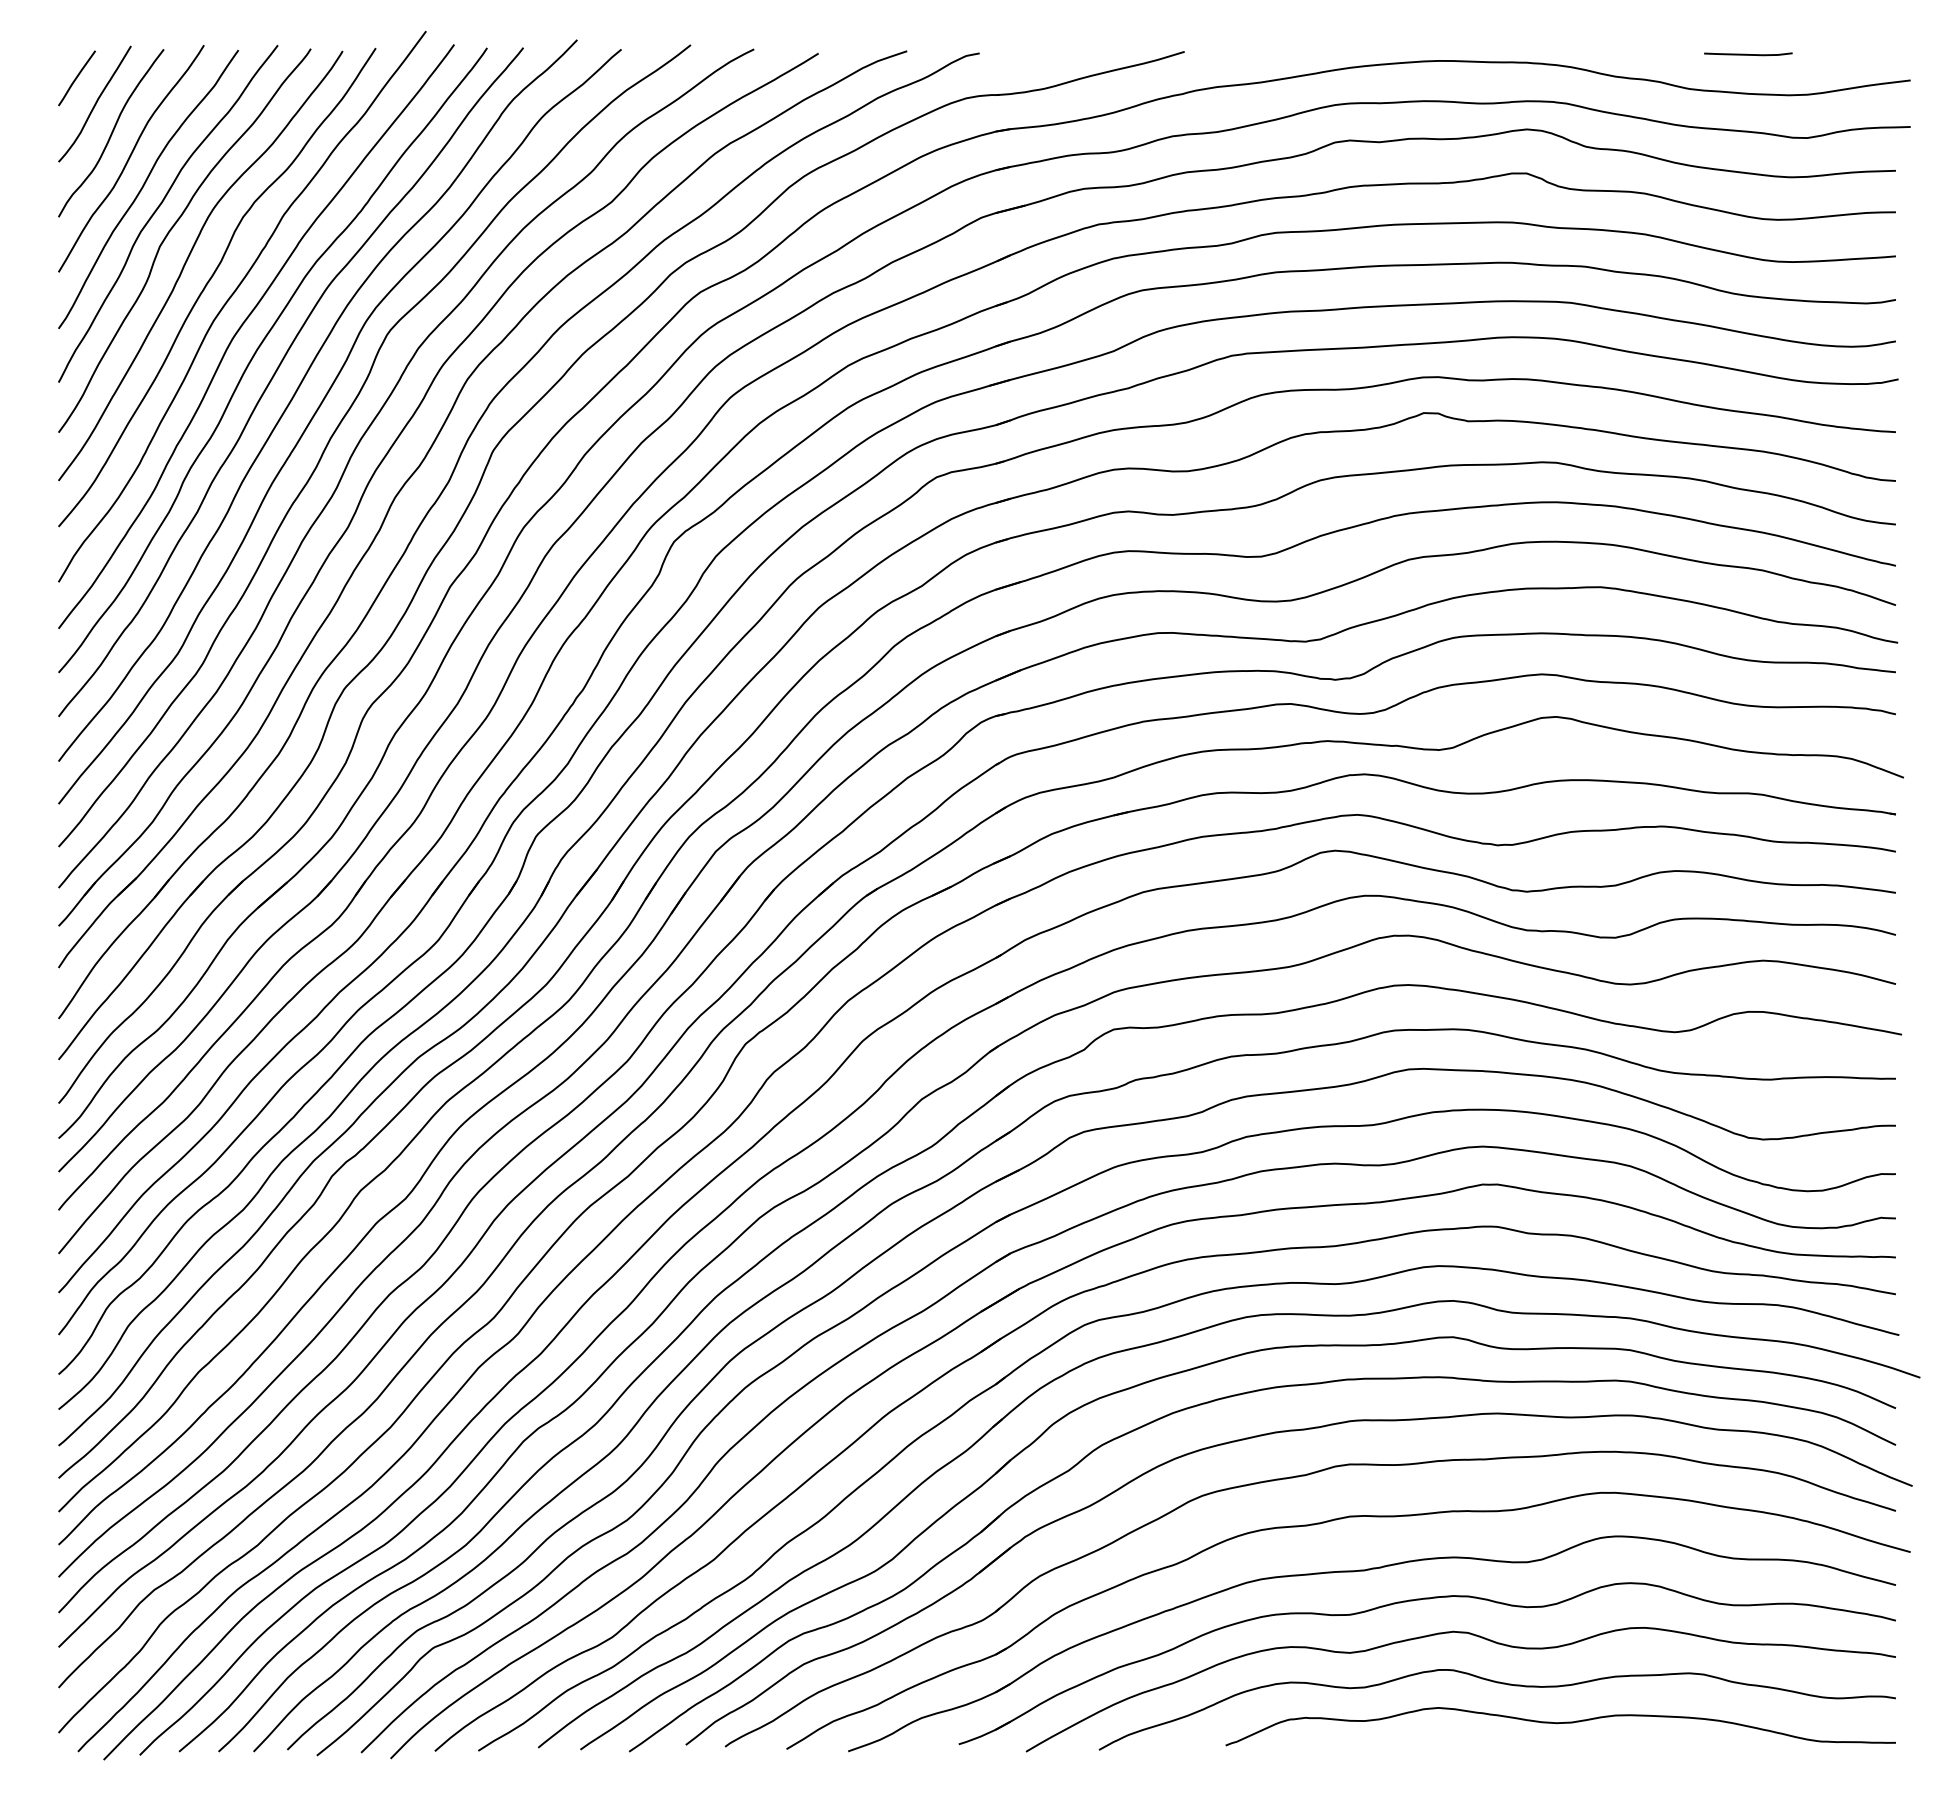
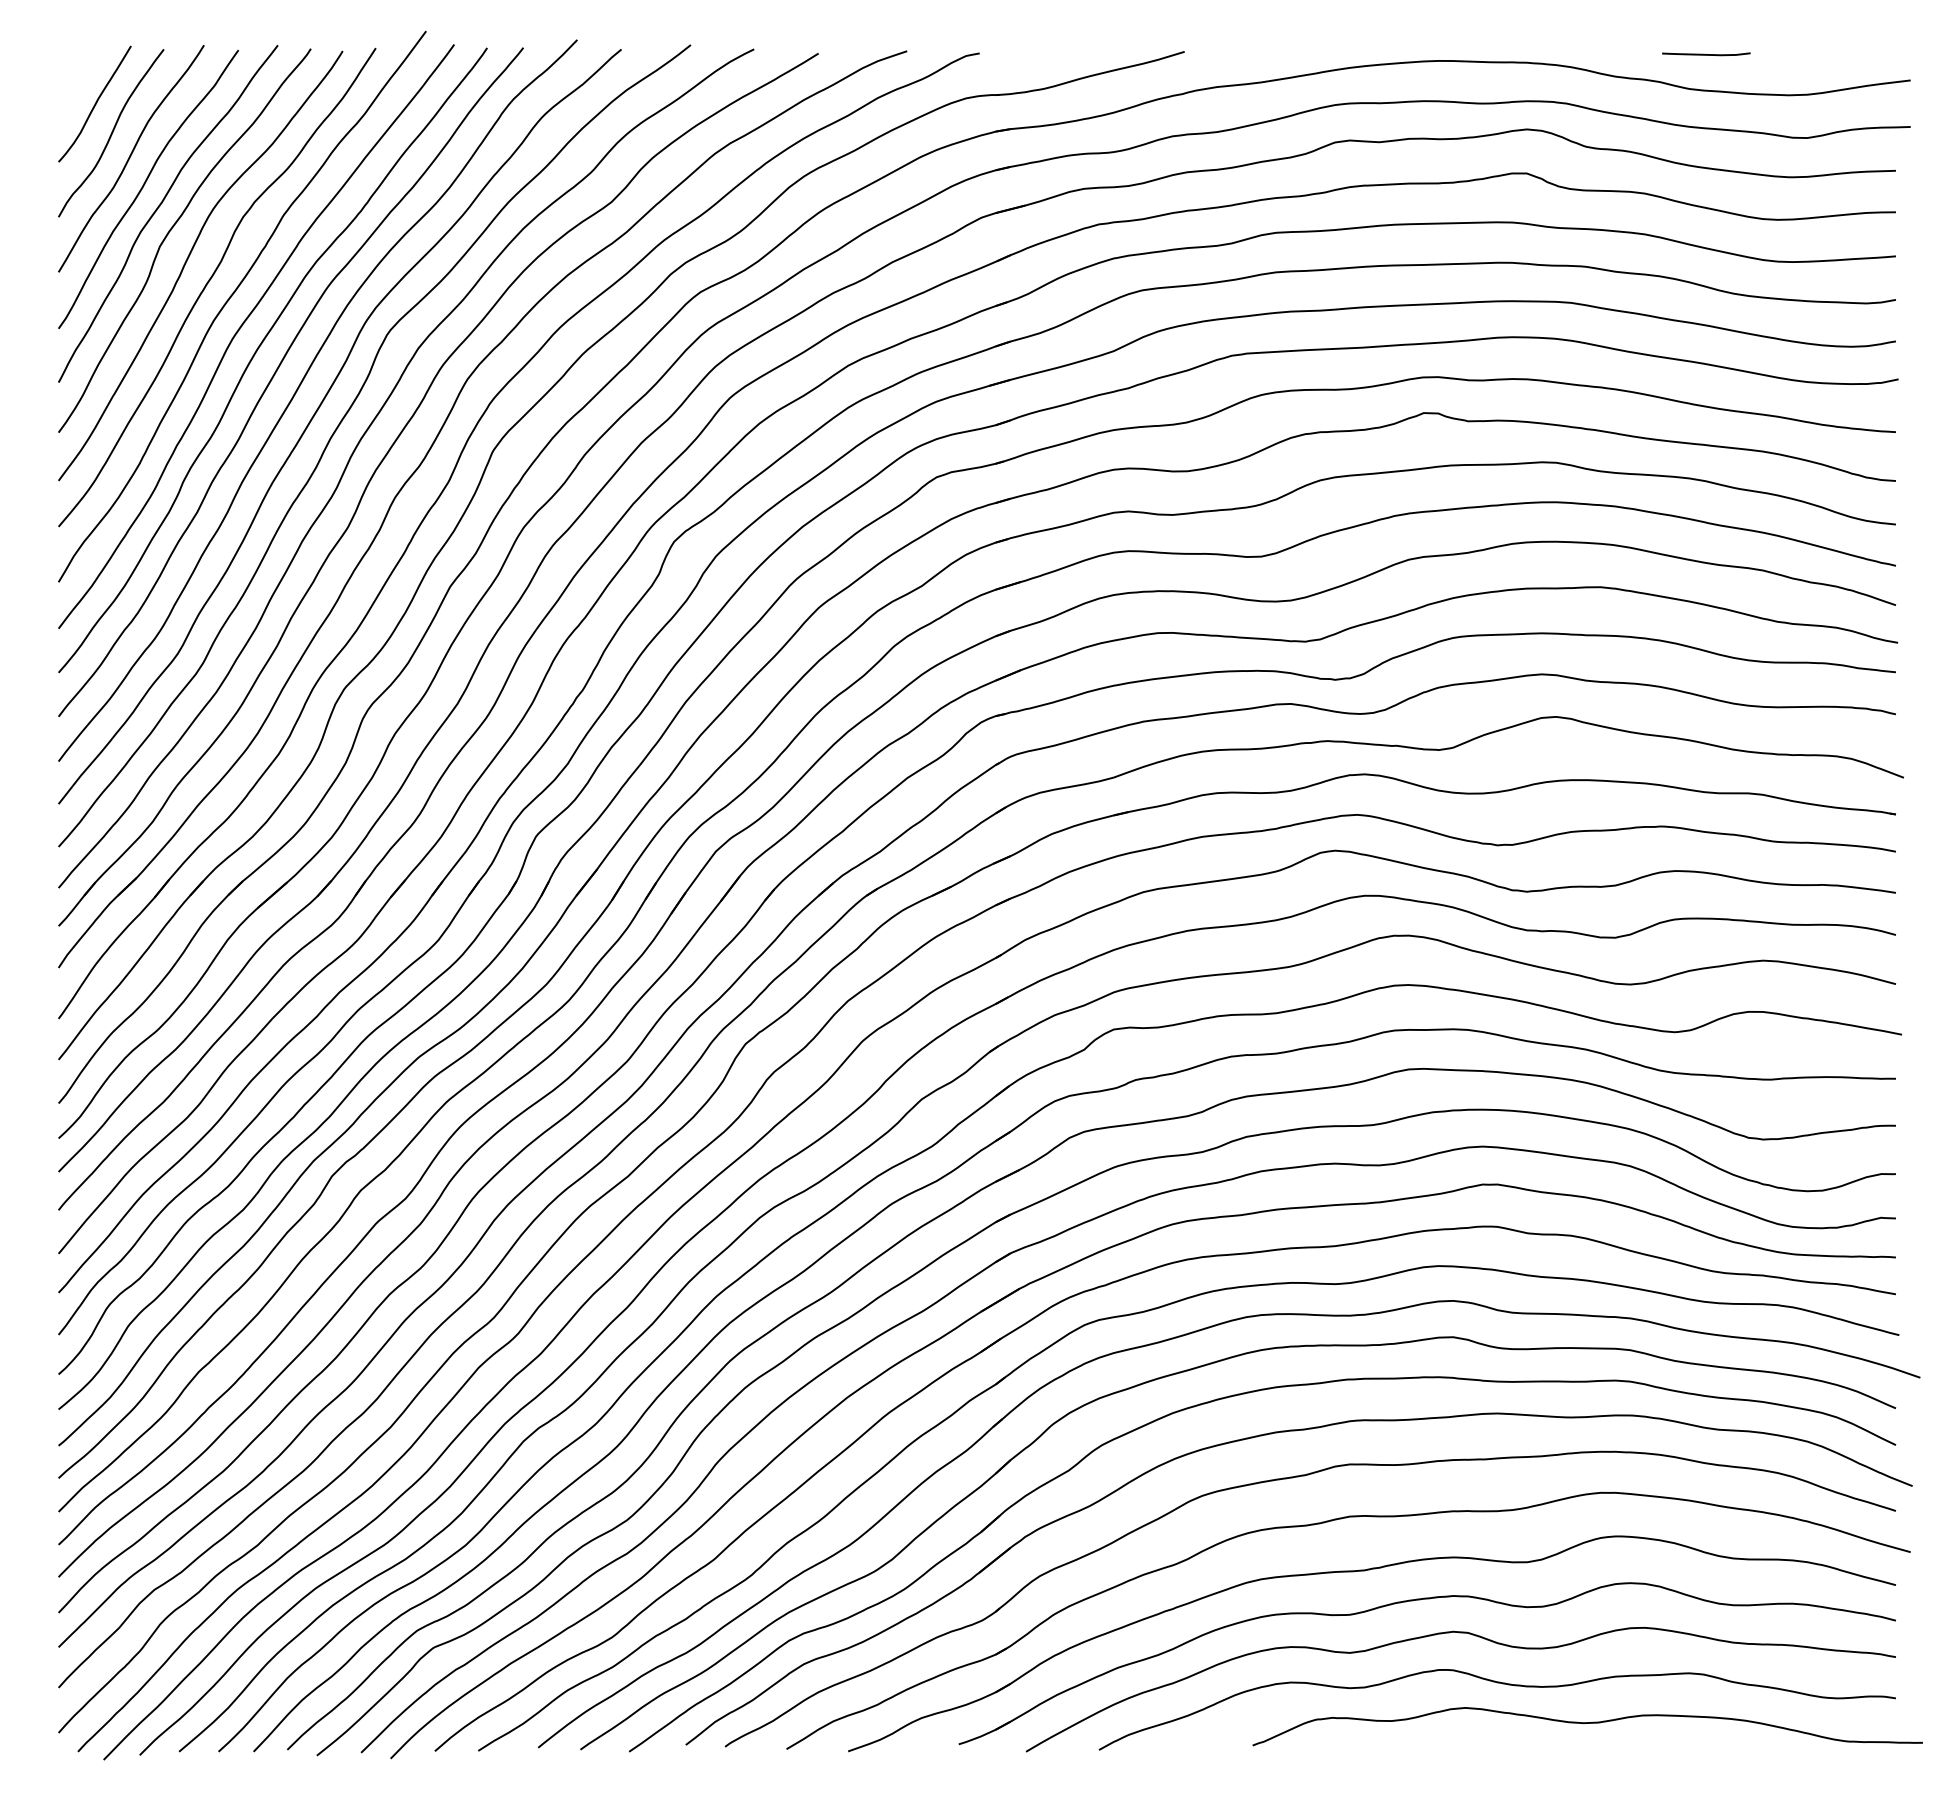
curve position: (1748, 54) -> (1706, 54) (1706, 54)
line: present -> none (76, 78)
curve position: (1560, 1723) -> (1587, 1723) (1587, 1723)
